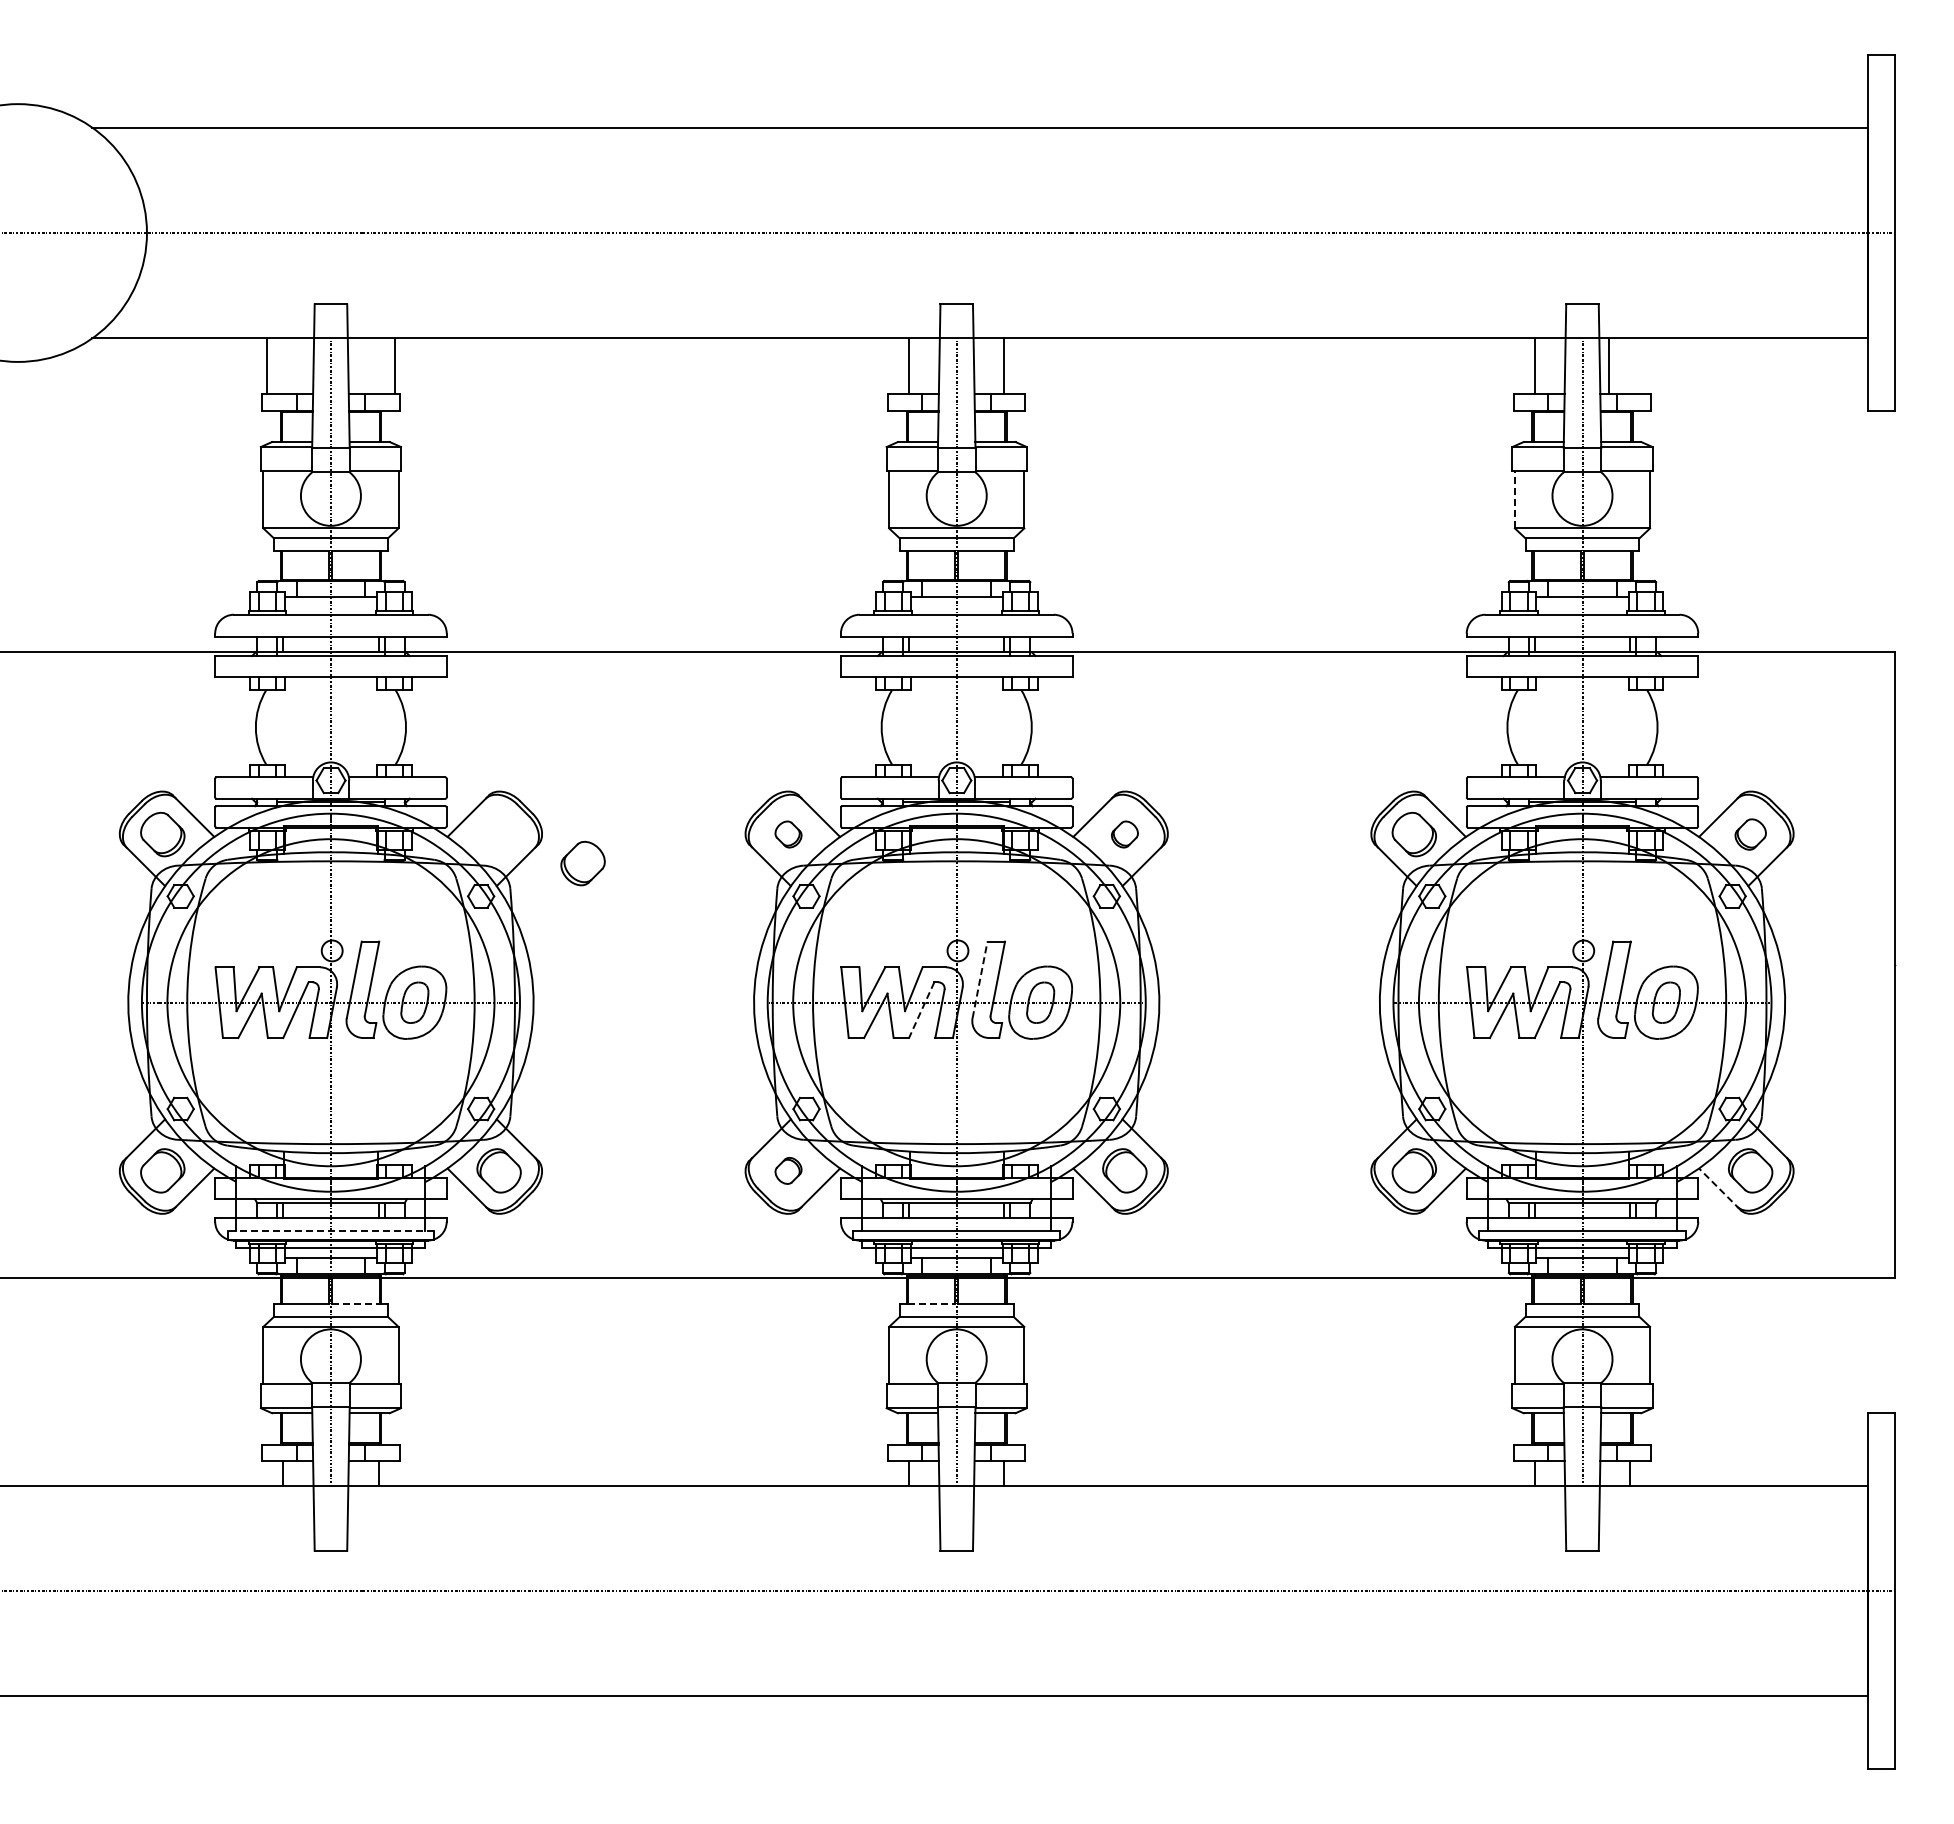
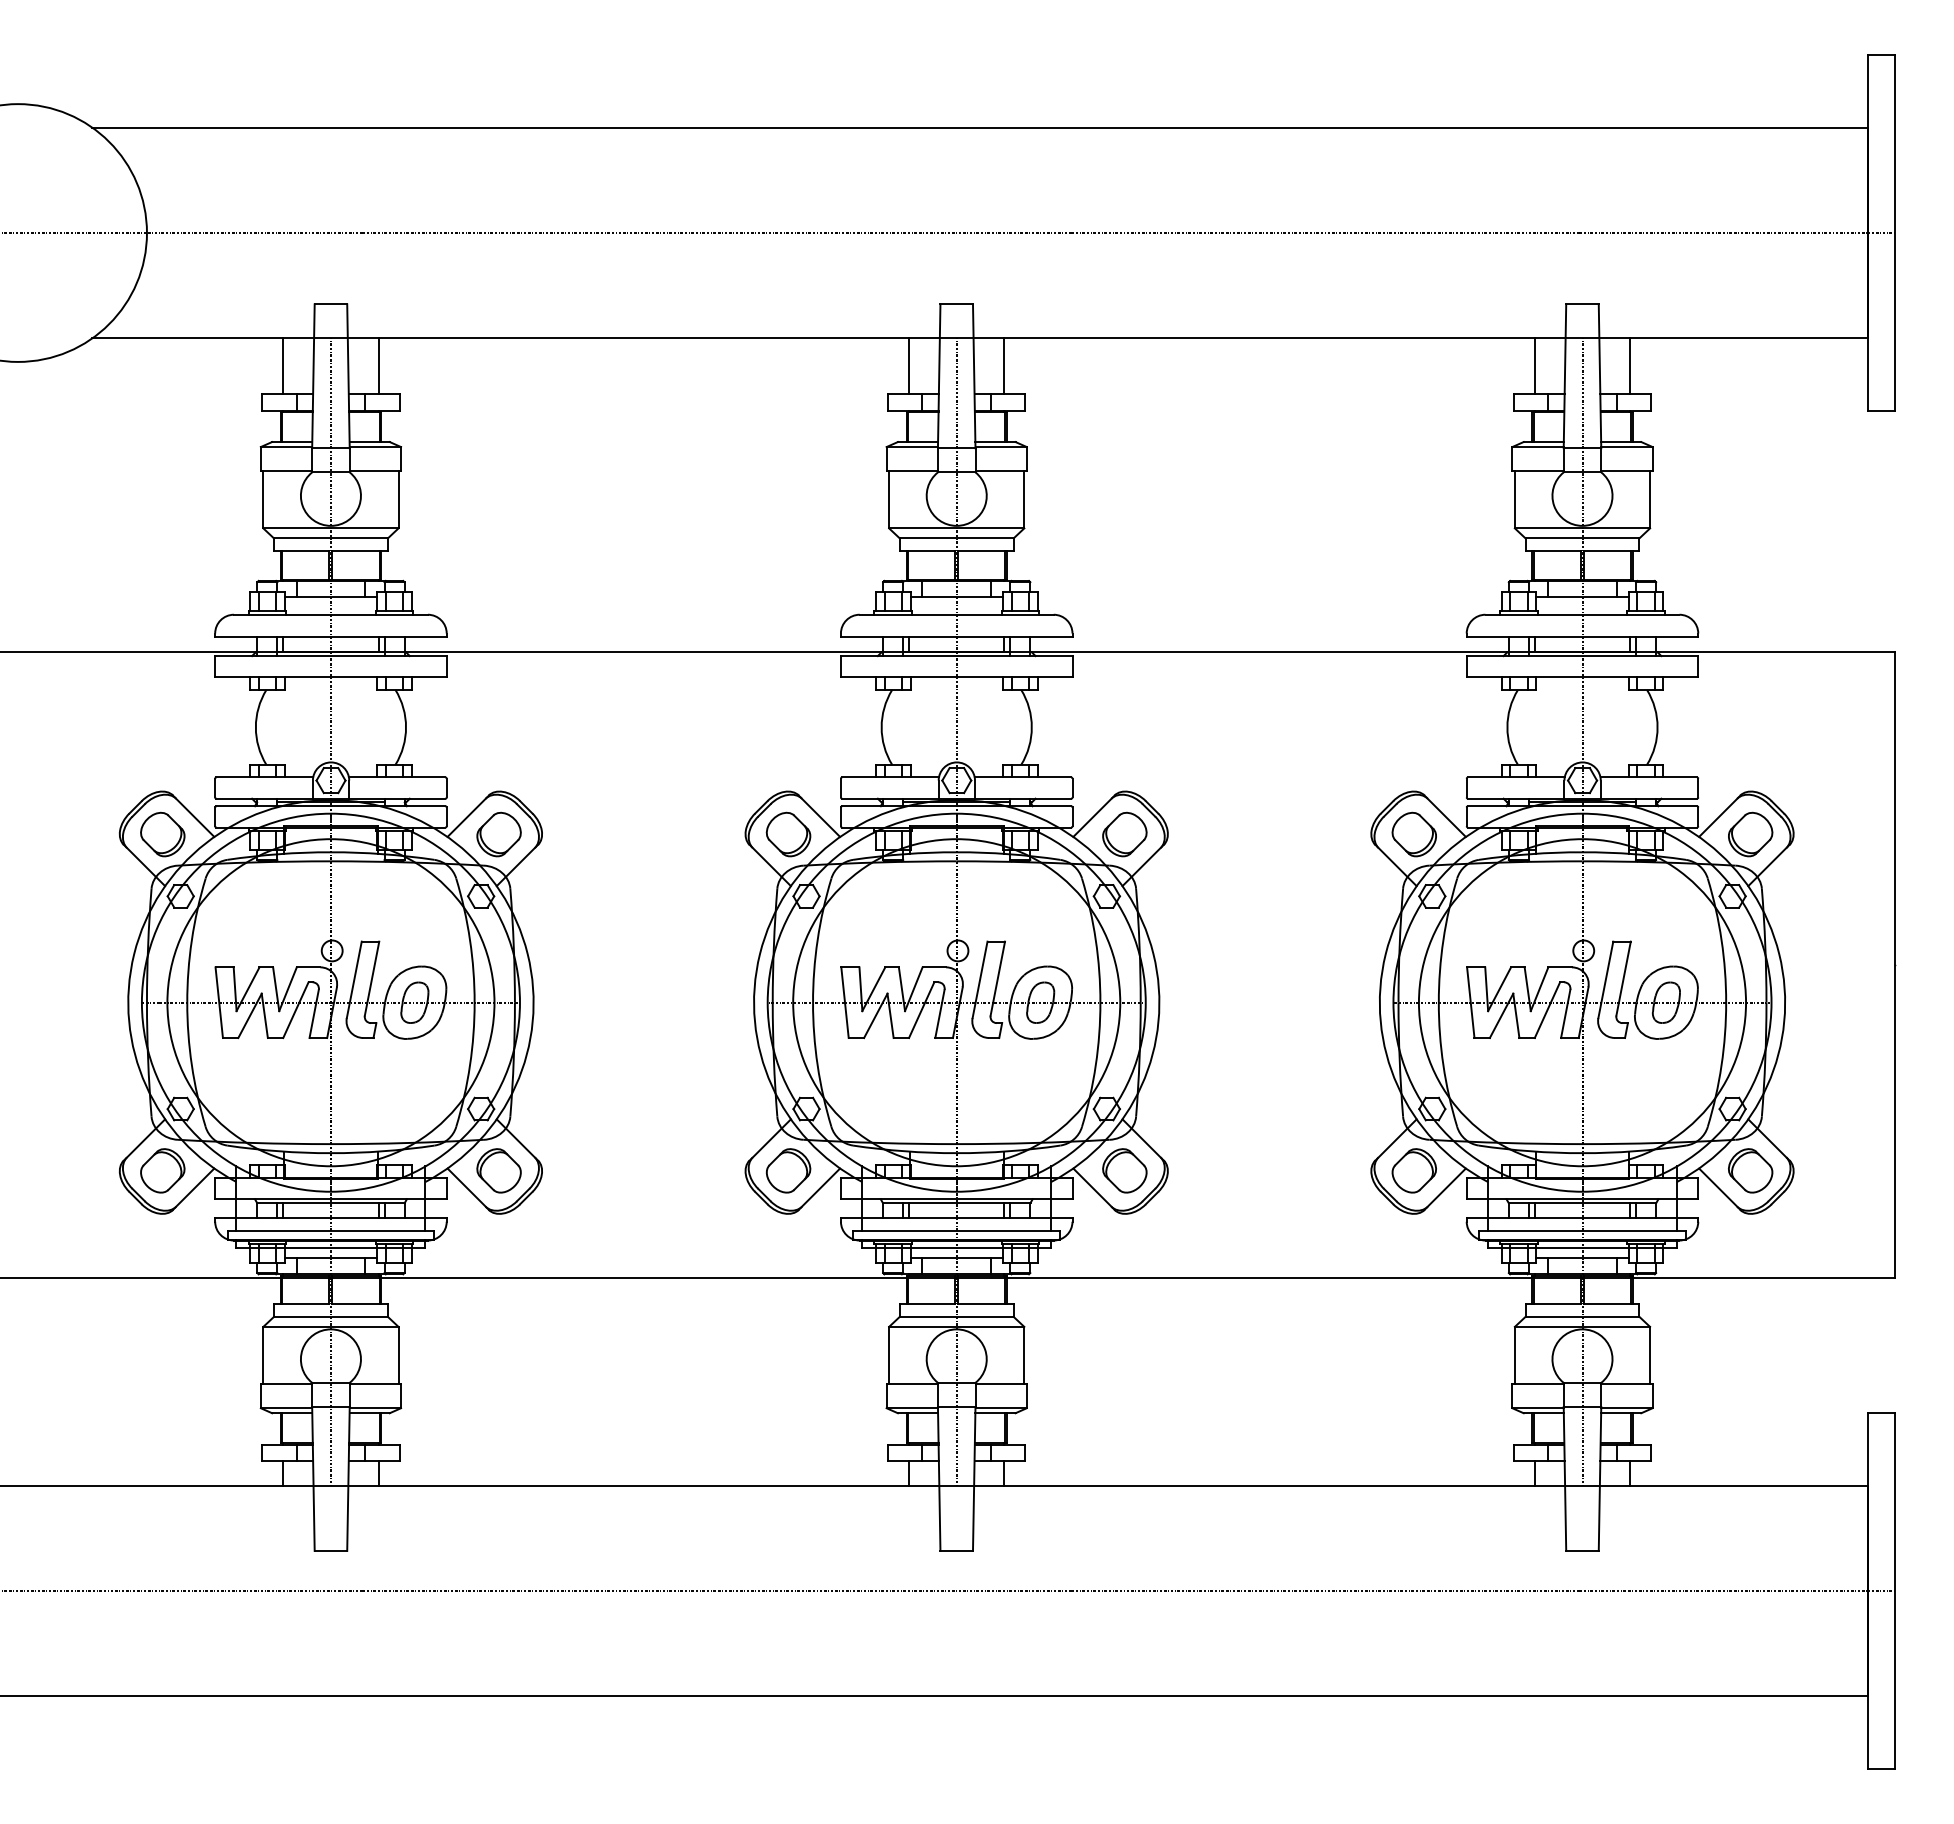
line position: (267, 366) -> (283, 366) (283, 366)
line position: (394, 366) -> (378, 366) (378, 366)
line position: (1609, 366) -> (1630, 366) (1630, 366)
line: dashed -> solid (1514, 499)
part size: 29x29 px -> 47x47 px (788, 834)
part size: 29x29 px -> 46x47 px (1124, 834)
part size: 33x33 px -> 46x47 px (1750, 834)
part position: (582, 863) -> (498, 834) (498, 834)
line: dashed -> solid (980, 979)
line: dashed -> solid (921, 1010)
part size: 29x28 px -> 47x46 px (788, 1170)
line: dashed -> solid (1719, 1188)
line: dashed -> solid (330, 1230)
line: dashed -> solid (355, 1304)
line: dashed -> solid (931, 1304)
